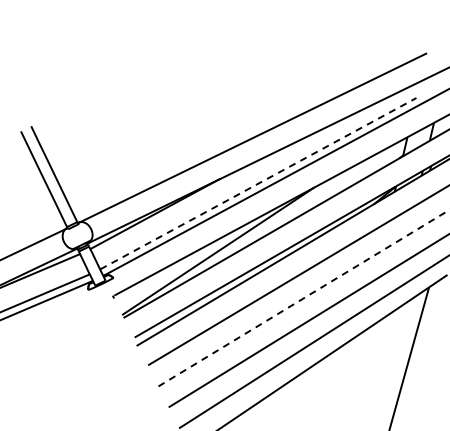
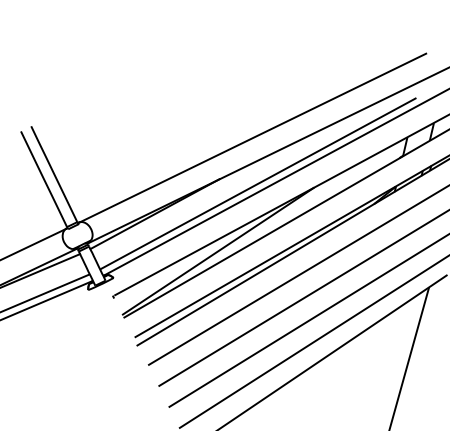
line: dashed -> solid (258, 183)
line: dashed -> solid (304, 297)
